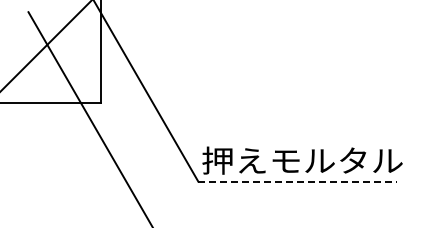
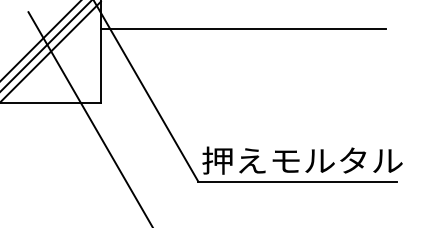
line: none -> present (243, 29)
line: none -> present (40, 40)
line: none -> present (51, 51)
line: dashed -> solid (297, 181)
